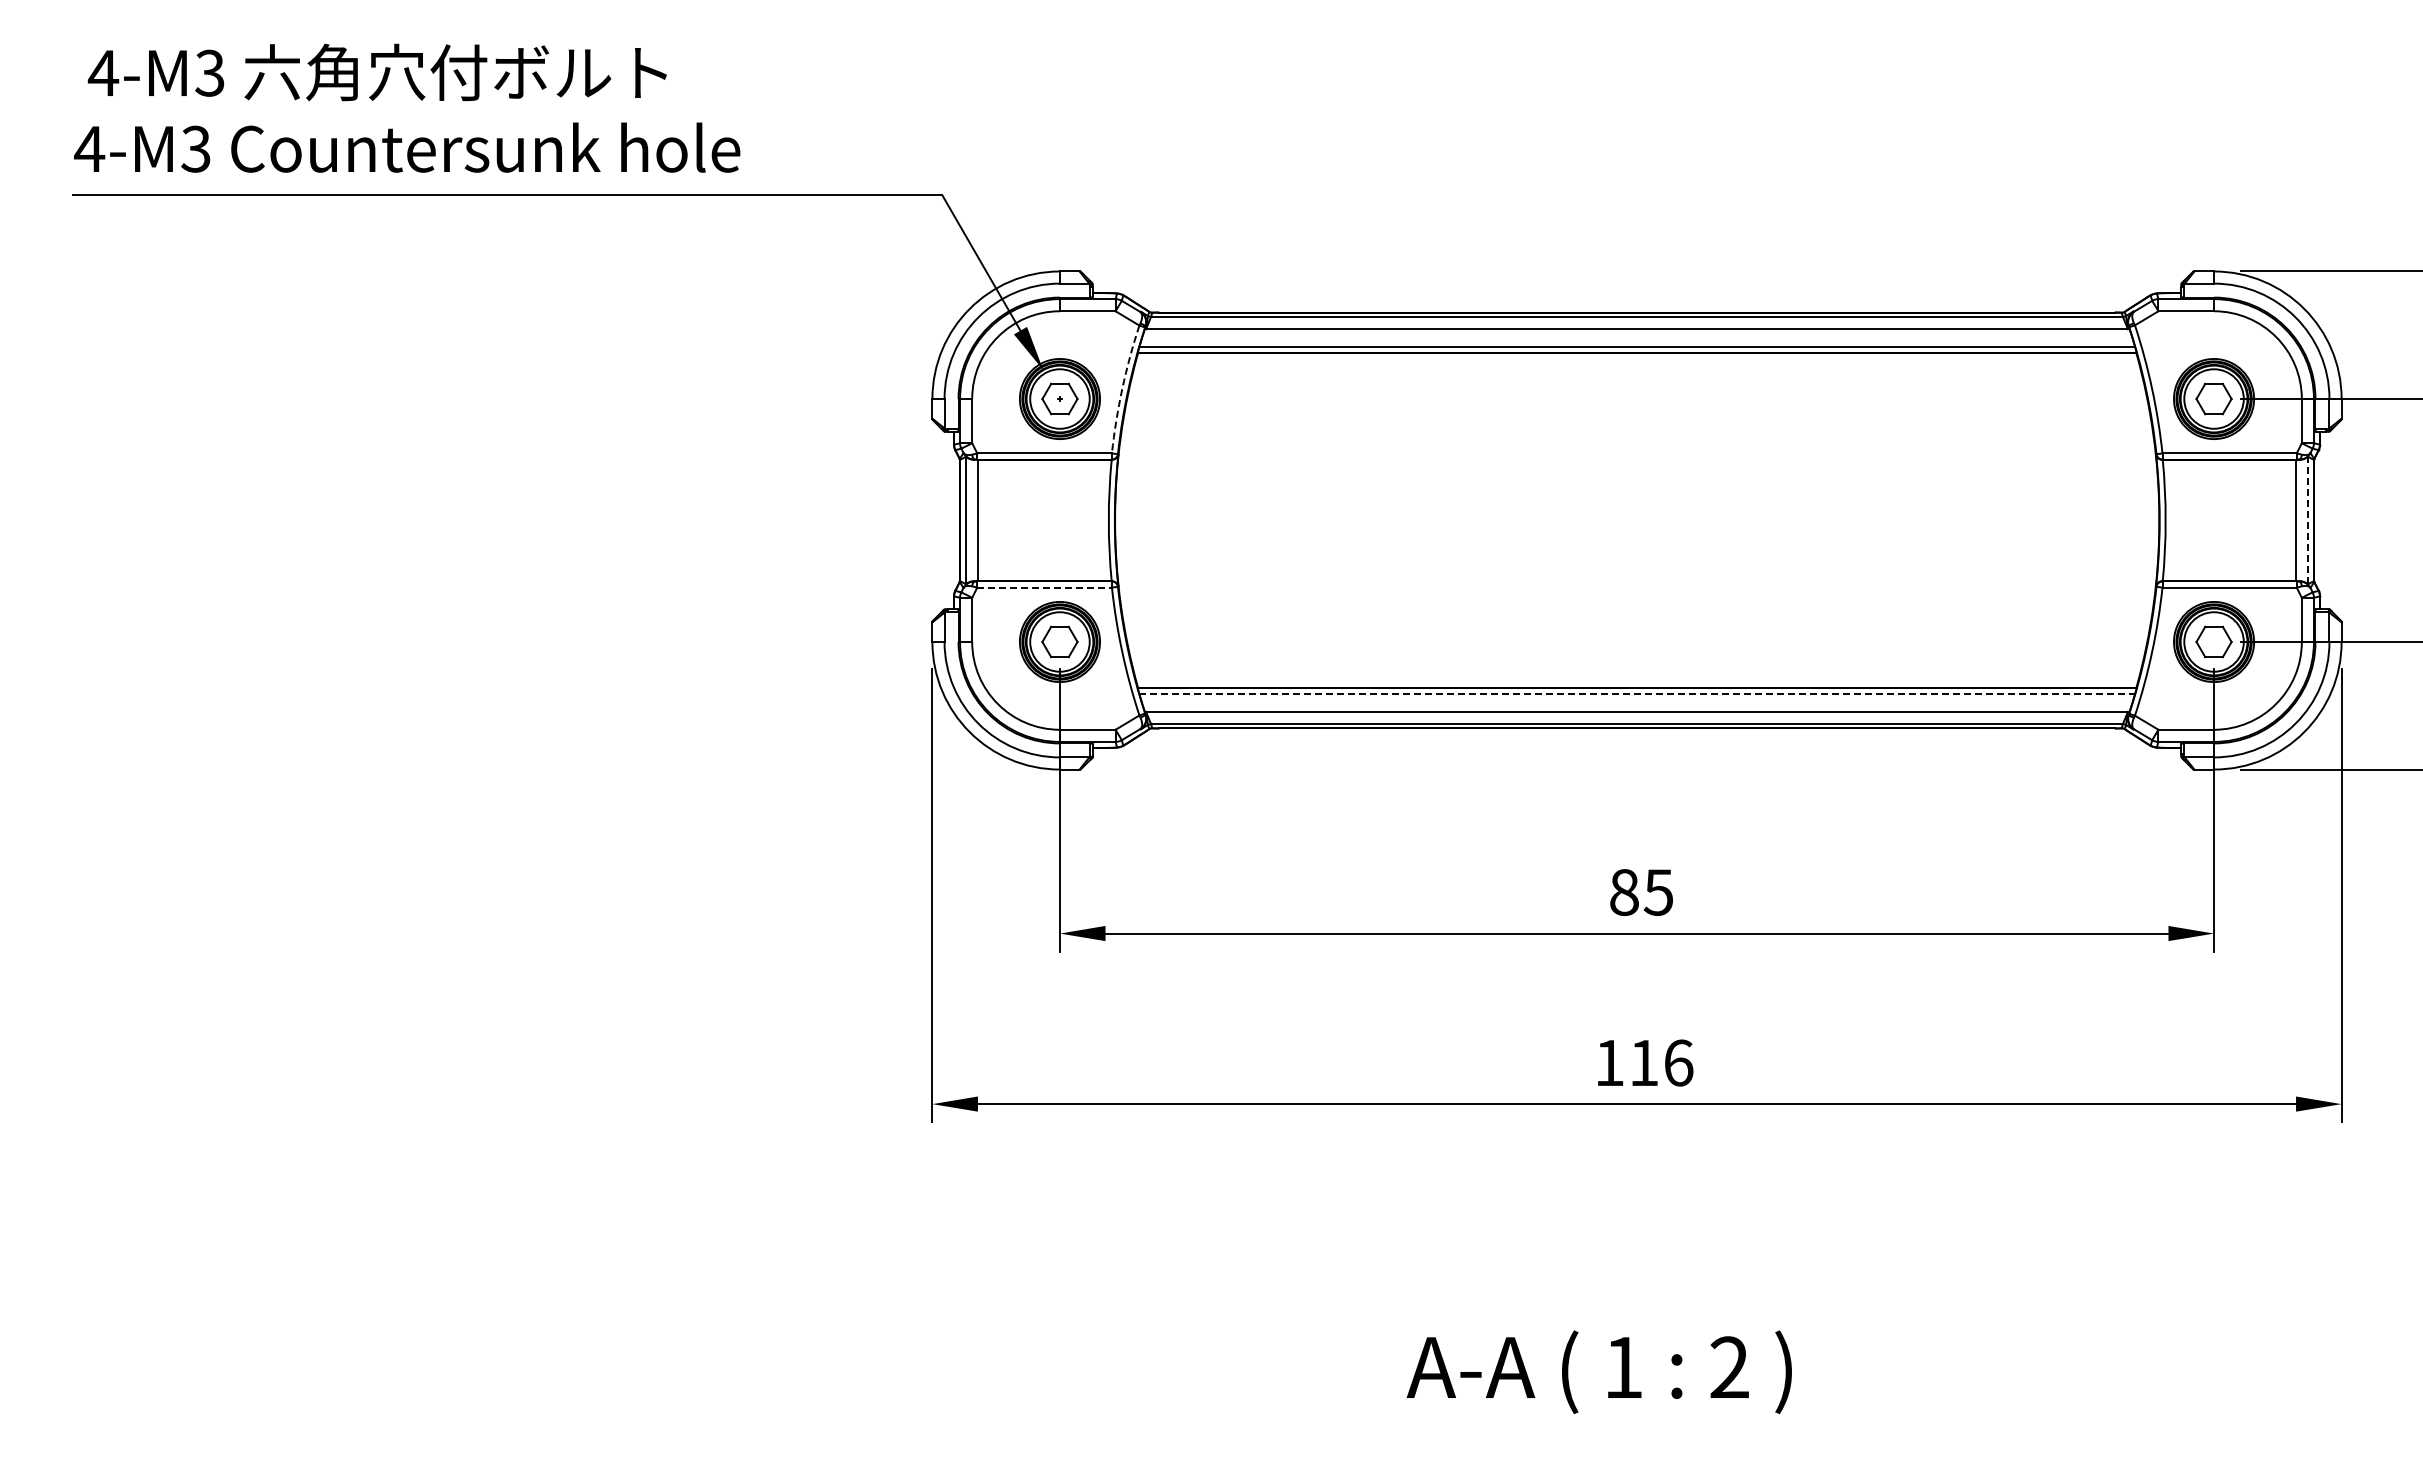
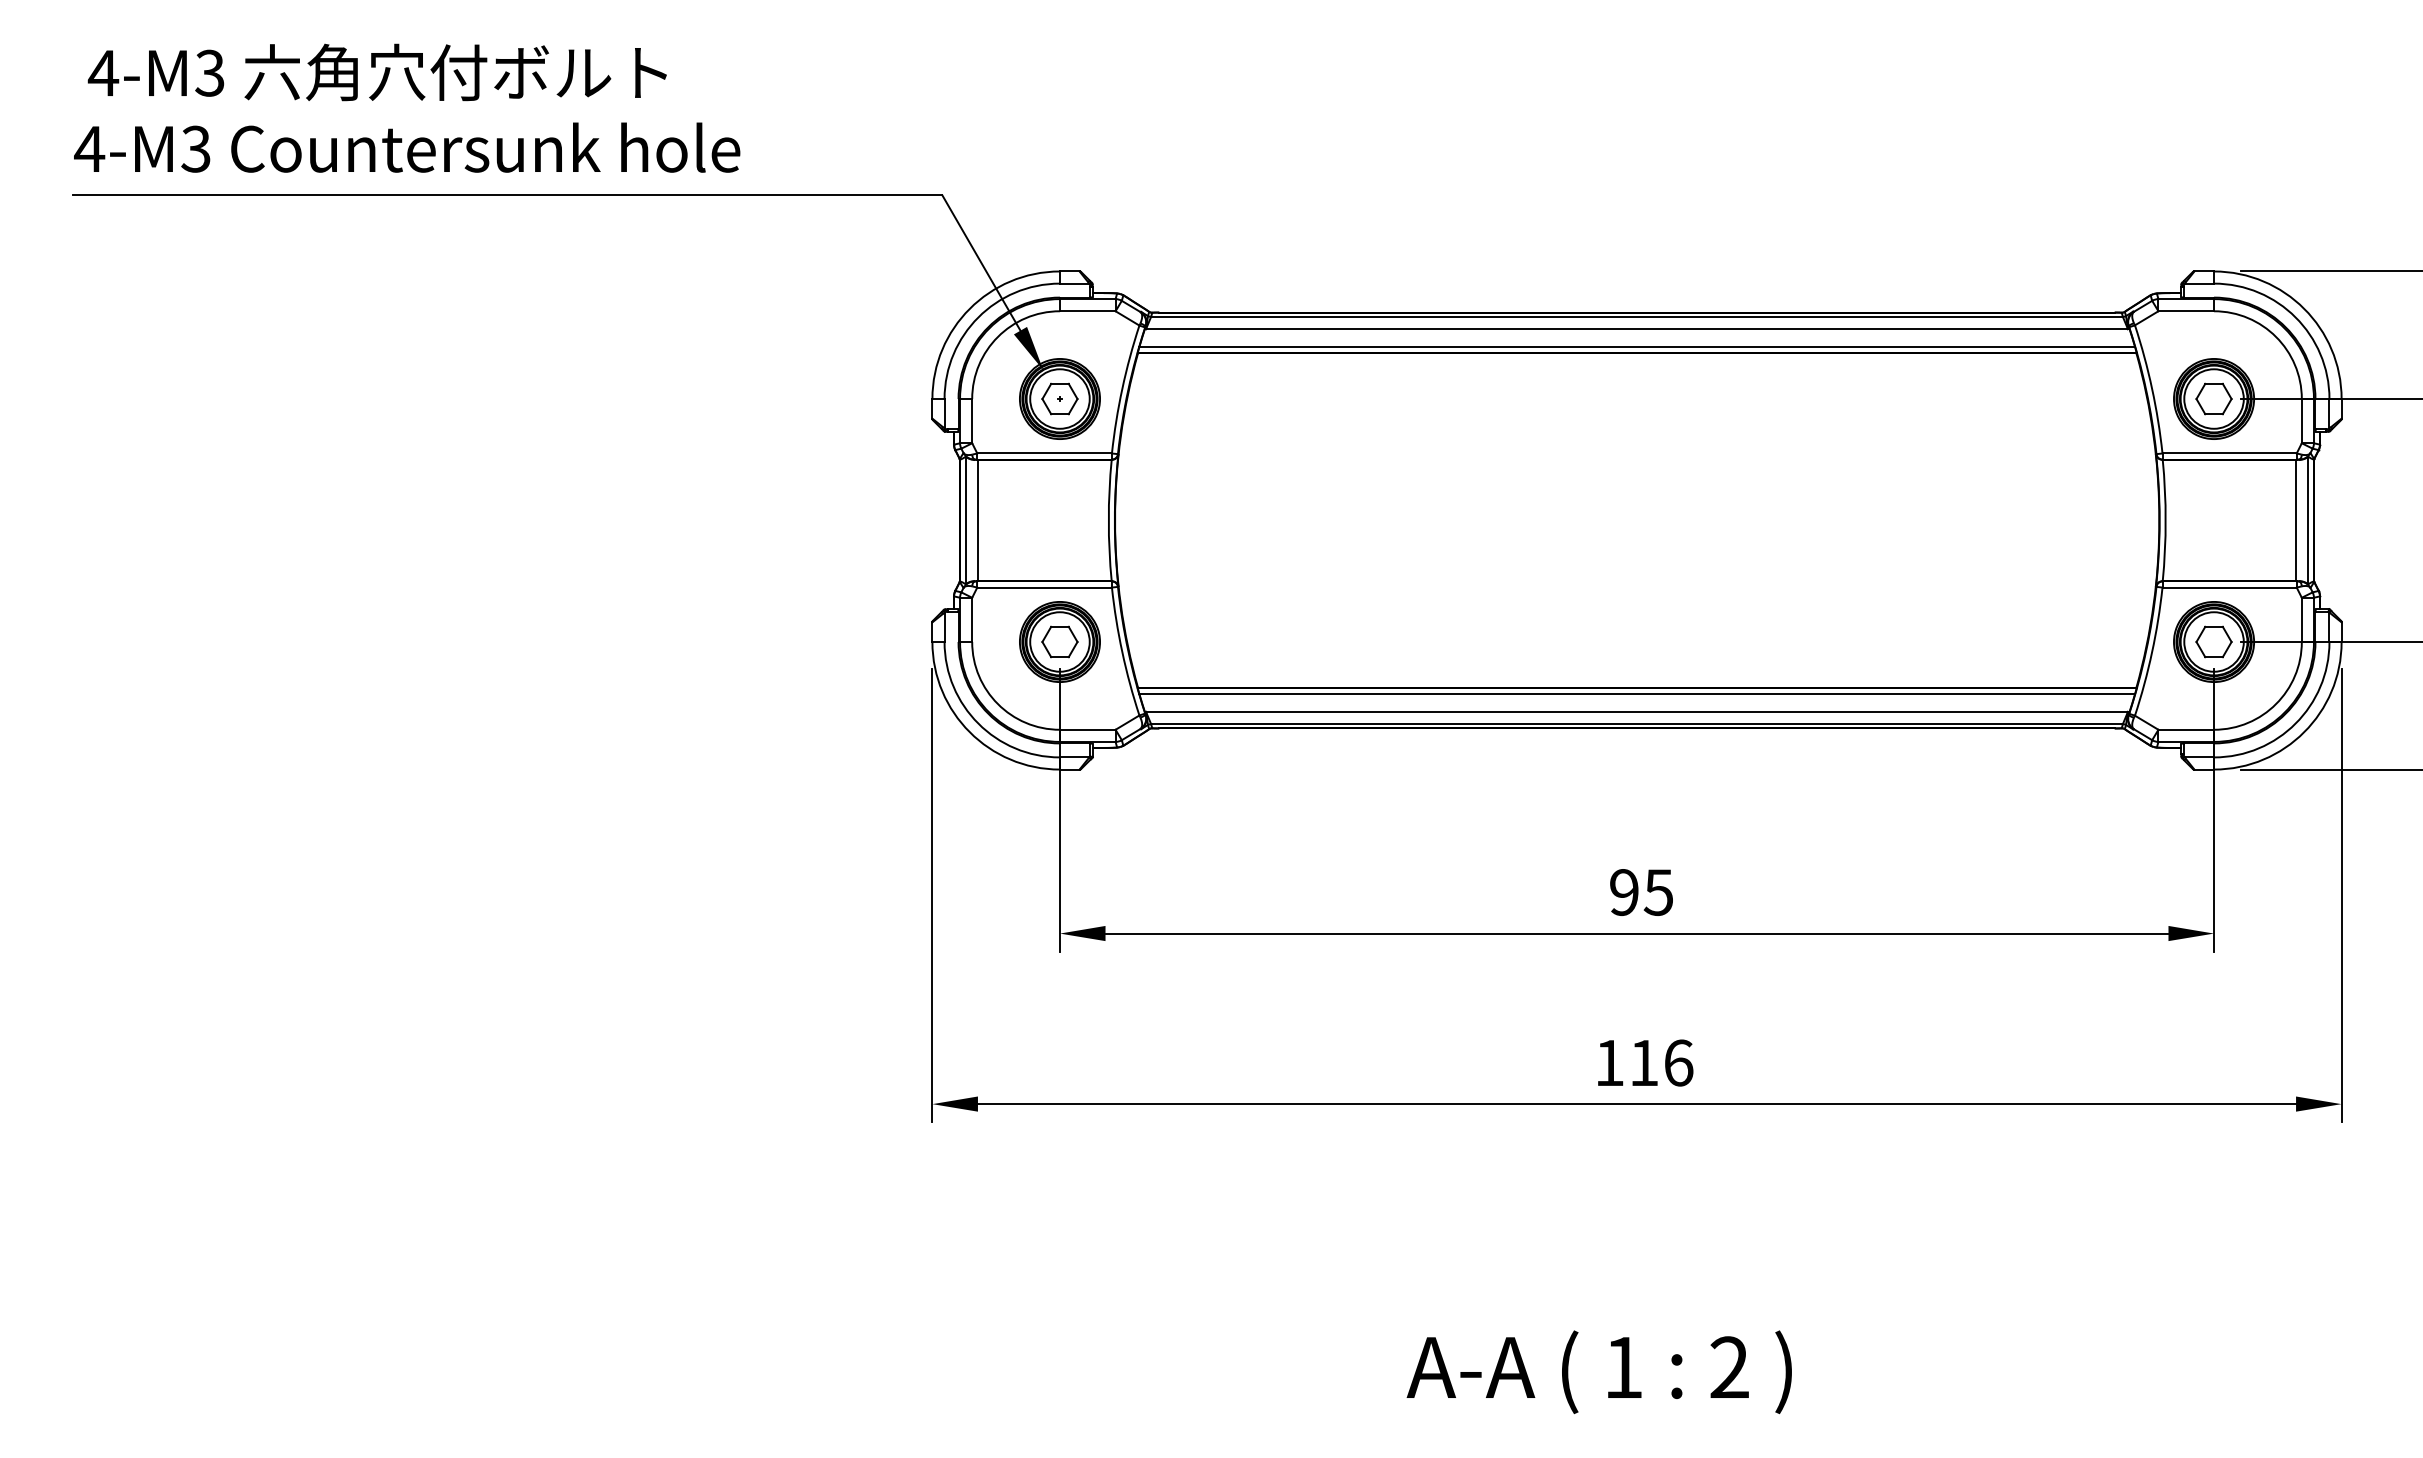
arc: dashed -> solid (1122, 388)
line: dashed -> solid (2308, 520)
line: dashed -> solid (1045, 587)
line: dashed -> solid (1637, 693)
text: 85 -> 95 (1624, 892)
